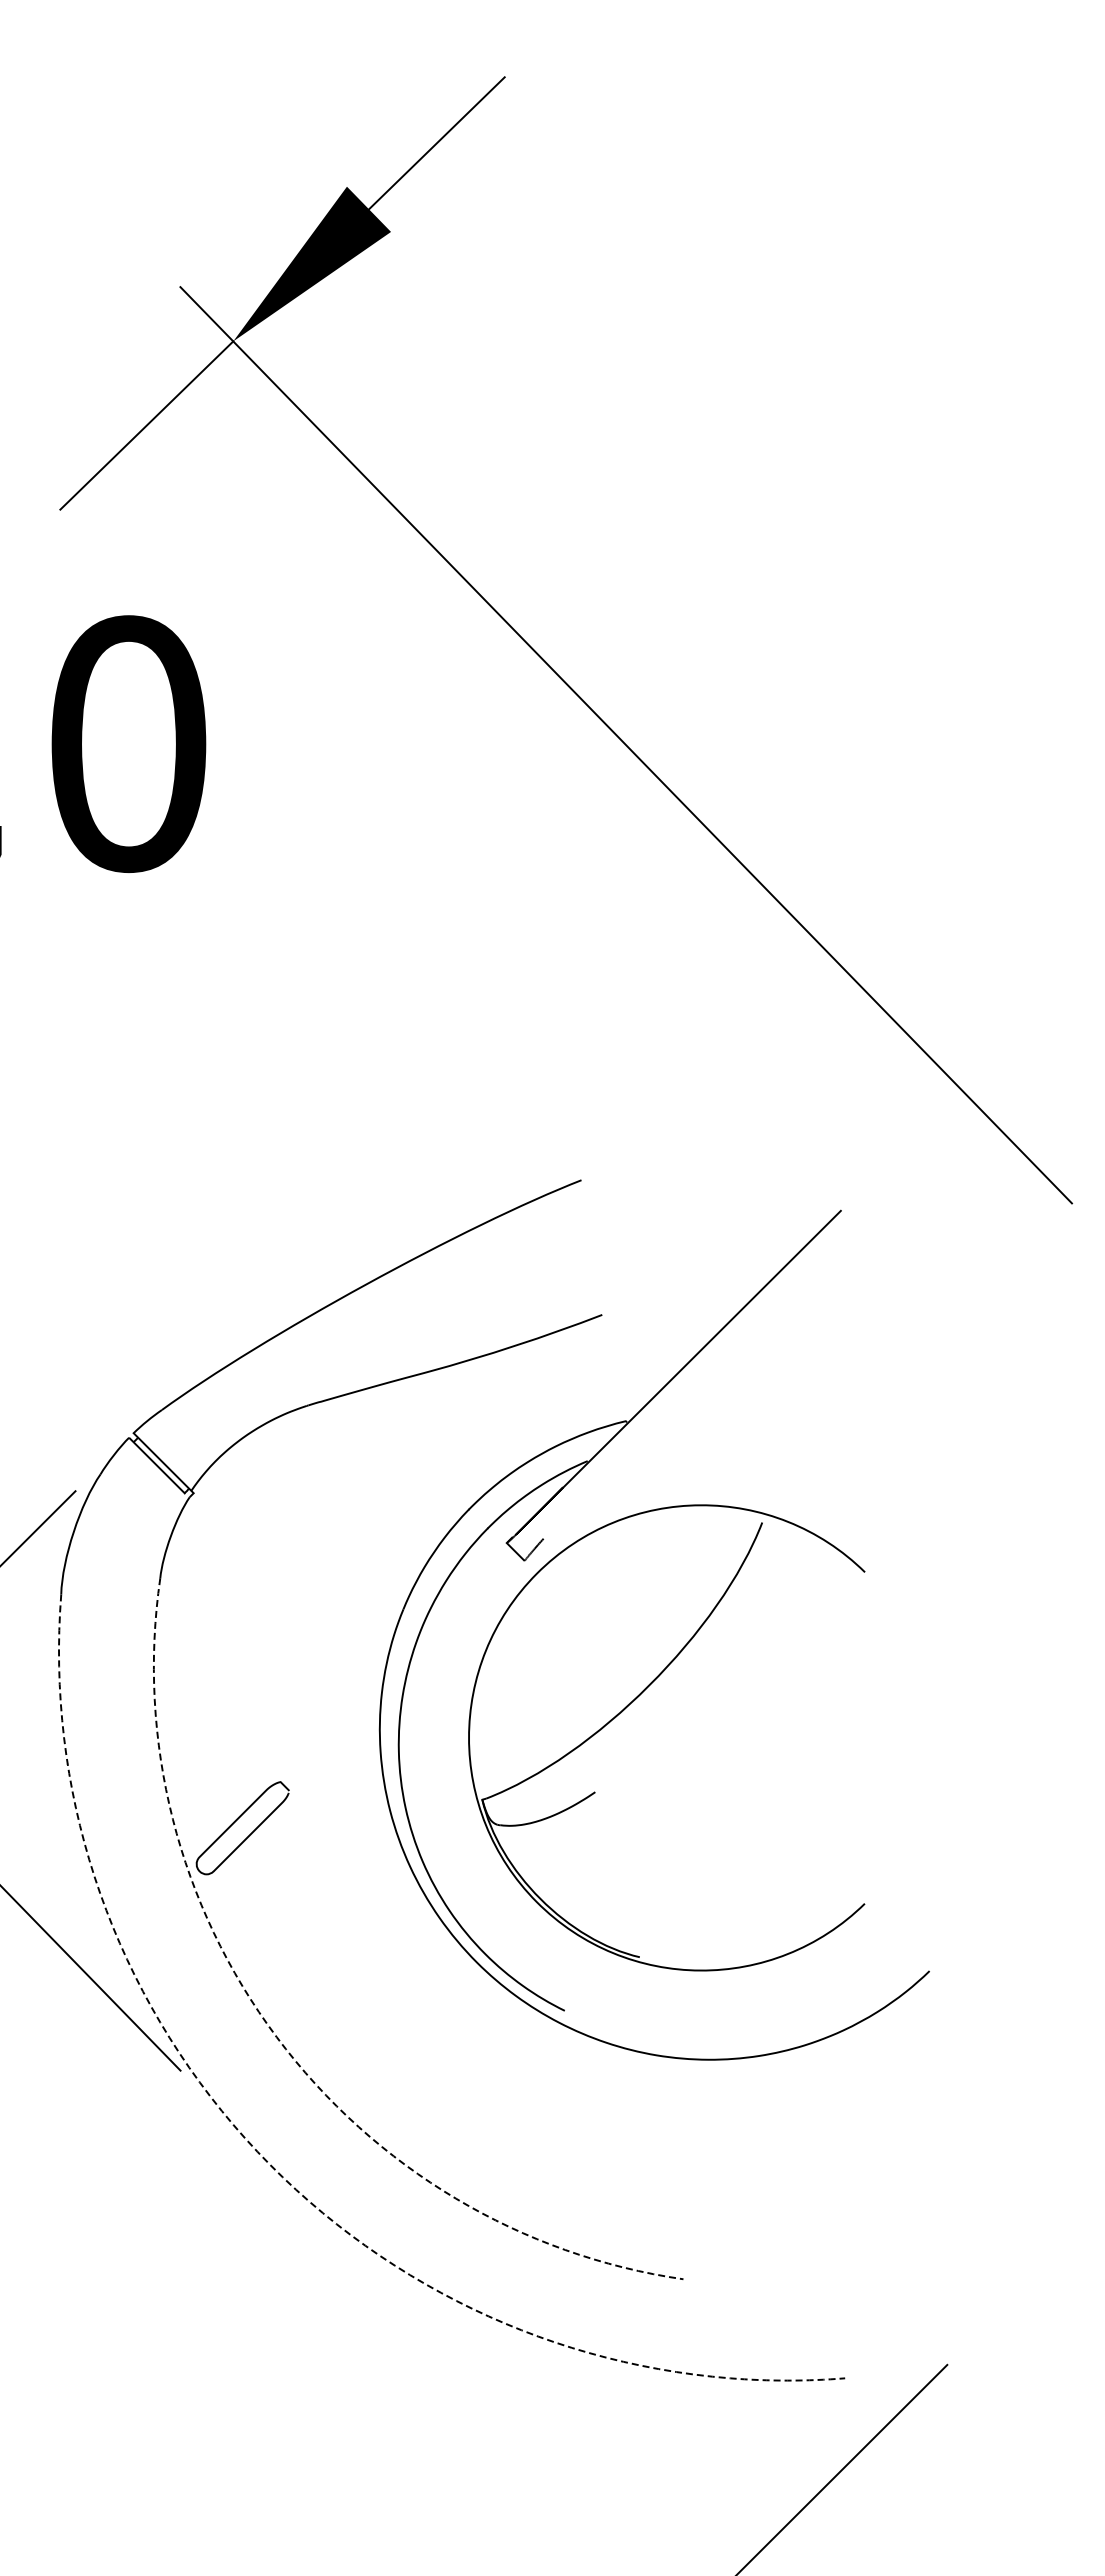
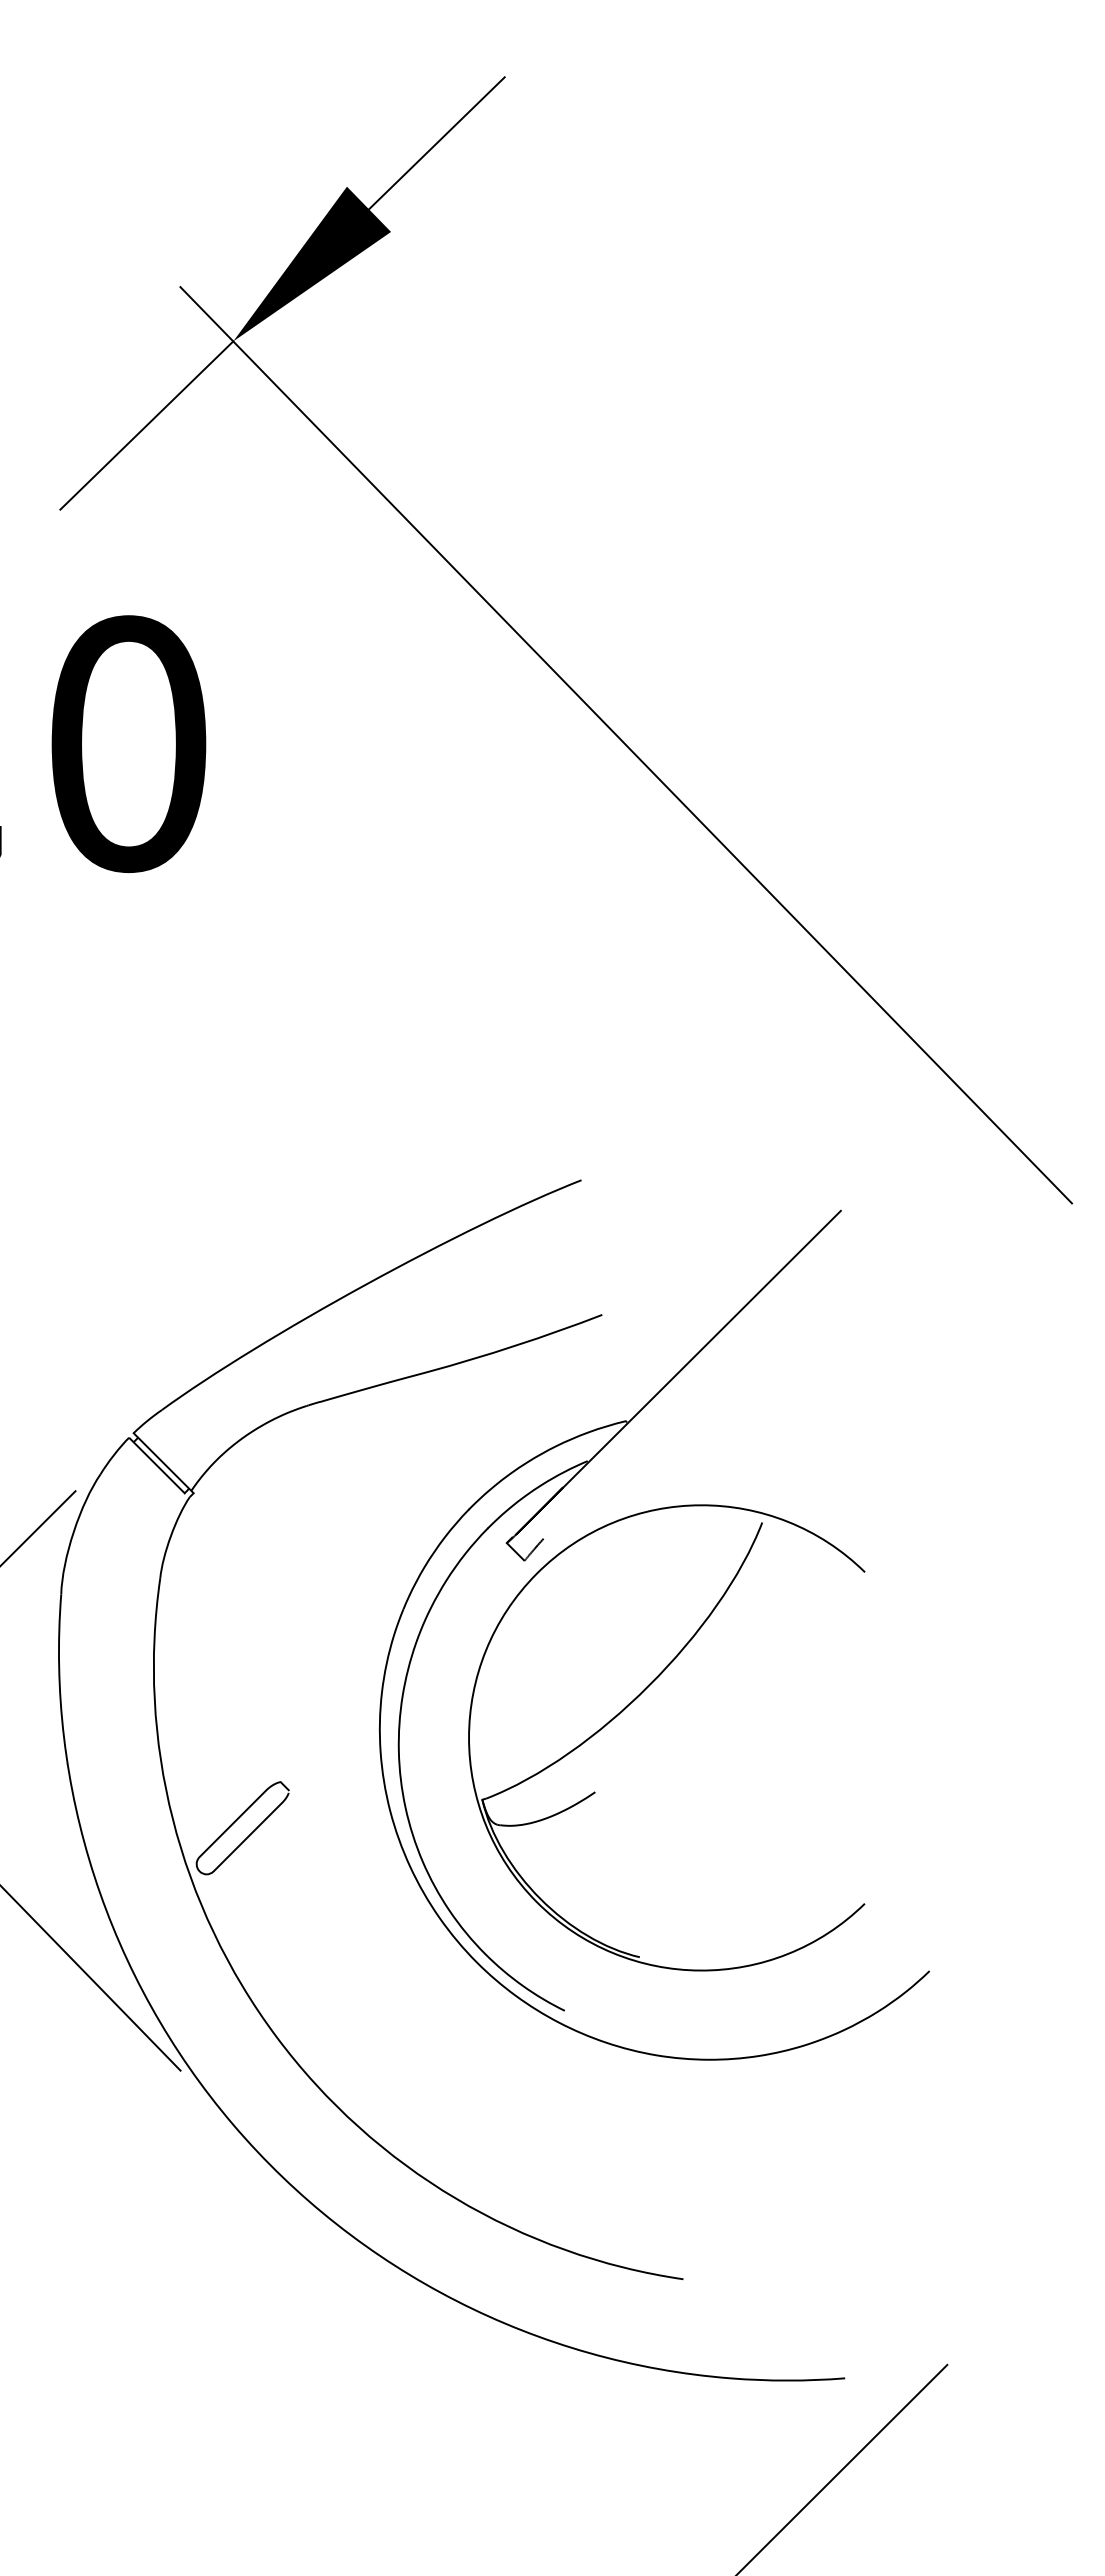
arc: dashed -> solid (276, 2037)
line: dashed -> solid (270, 2164)
